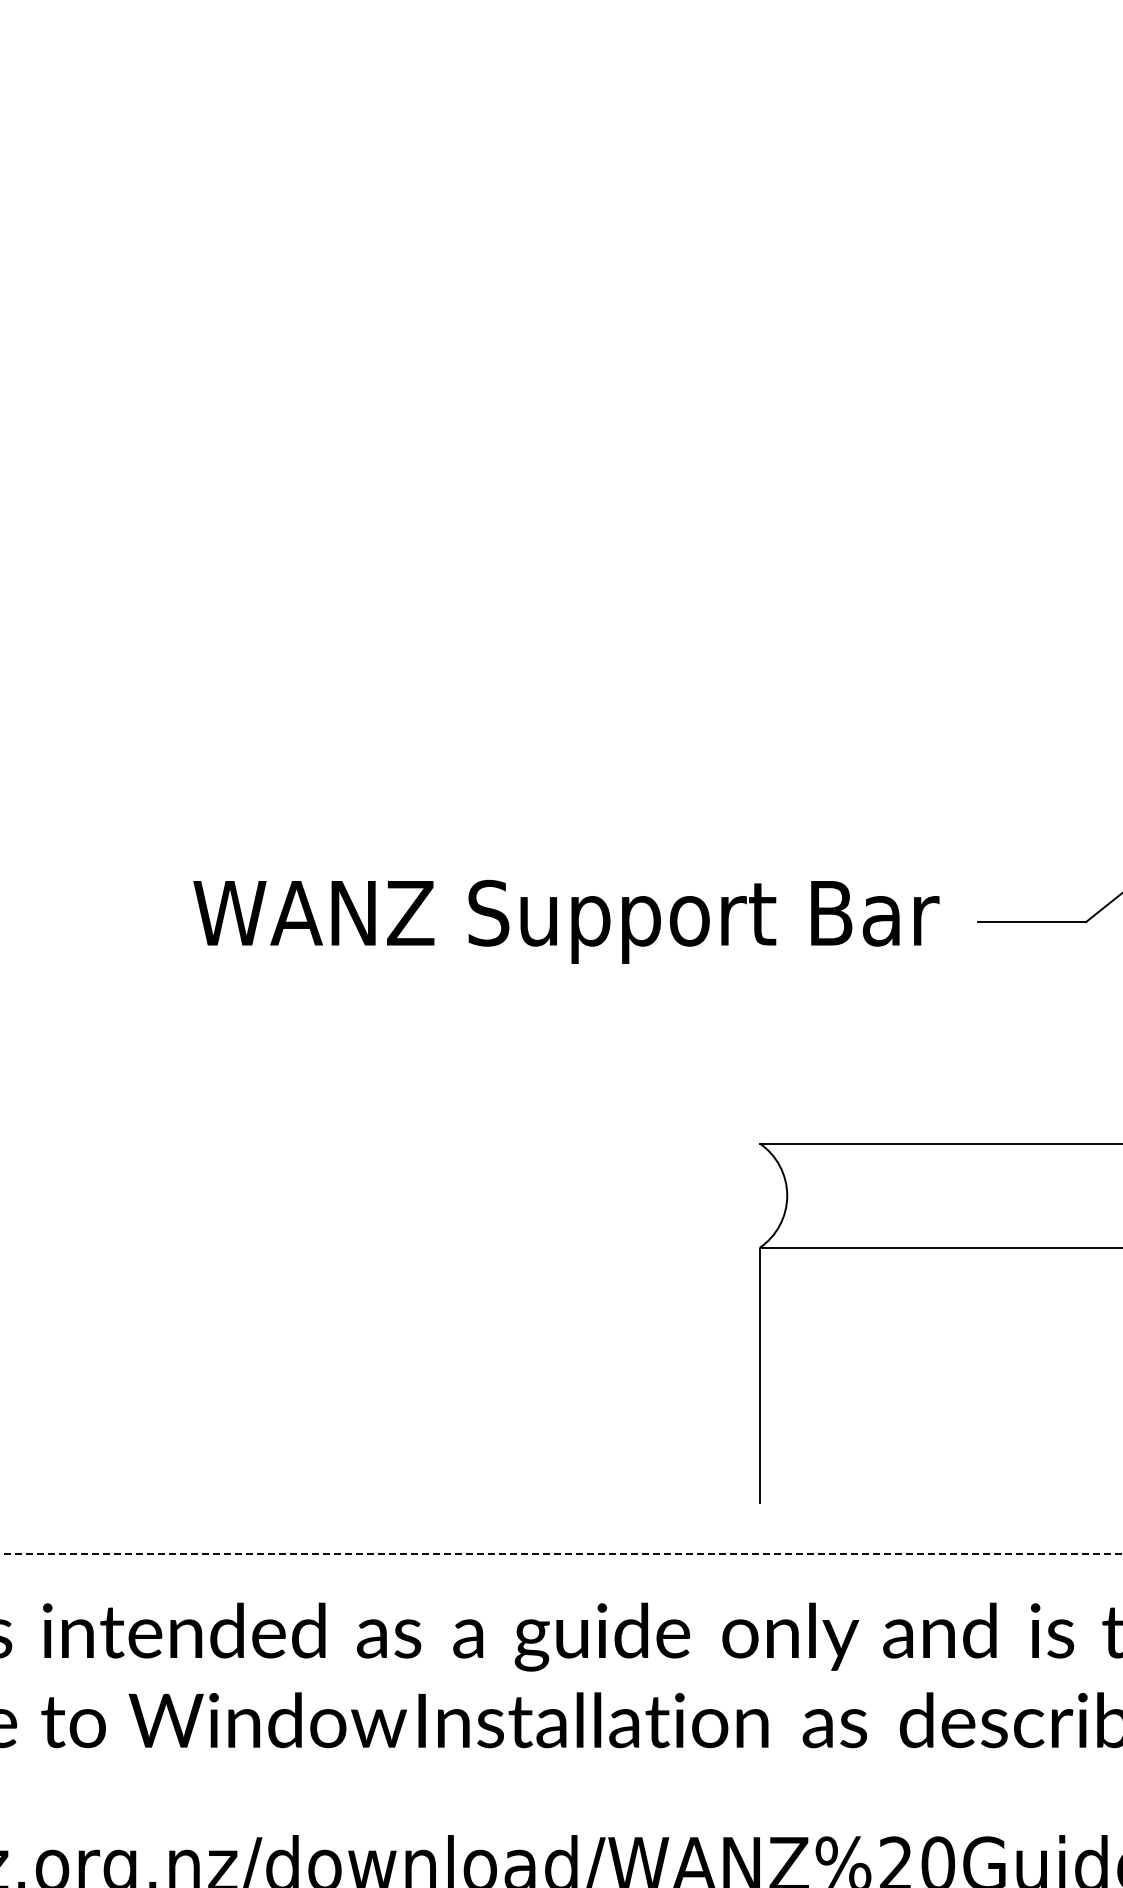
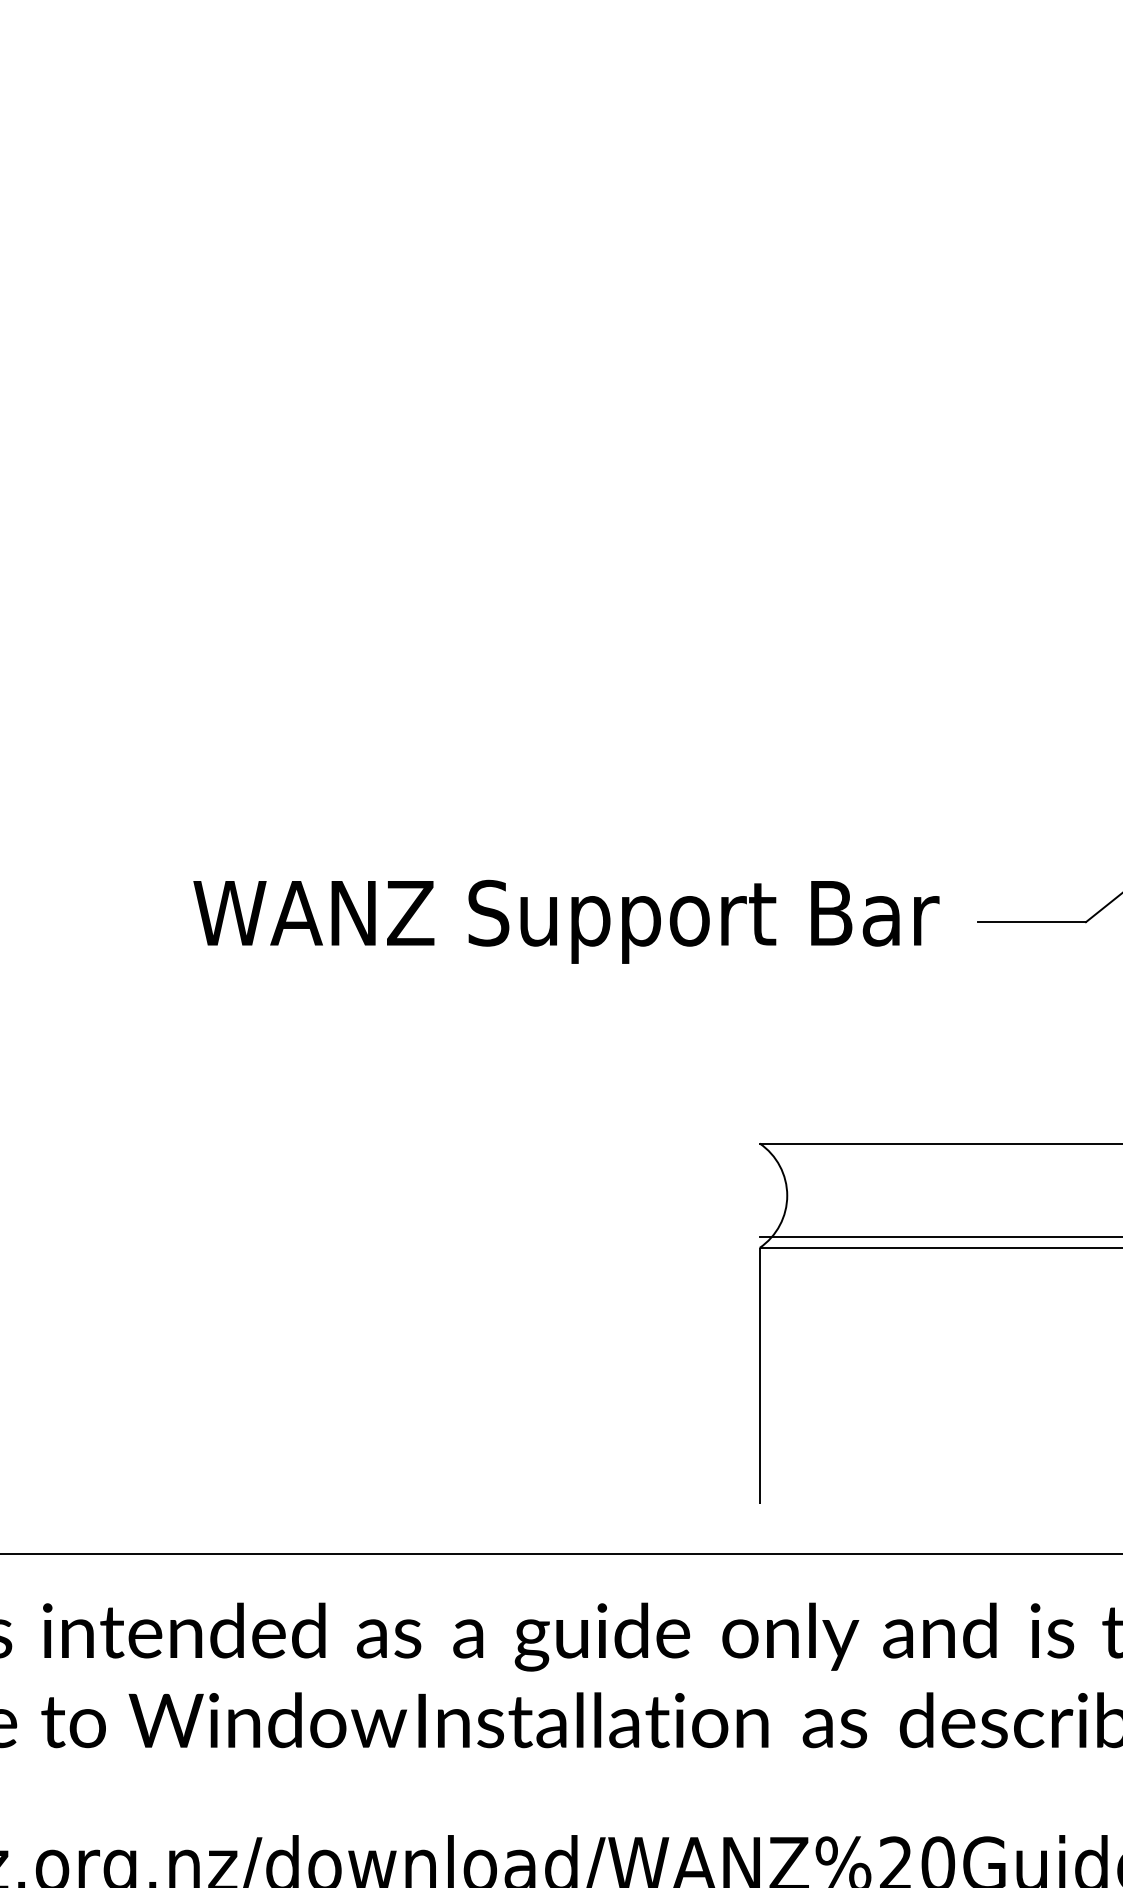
line: none -> present (939, 1237)
line: dashed -> solid (561, 1553)
